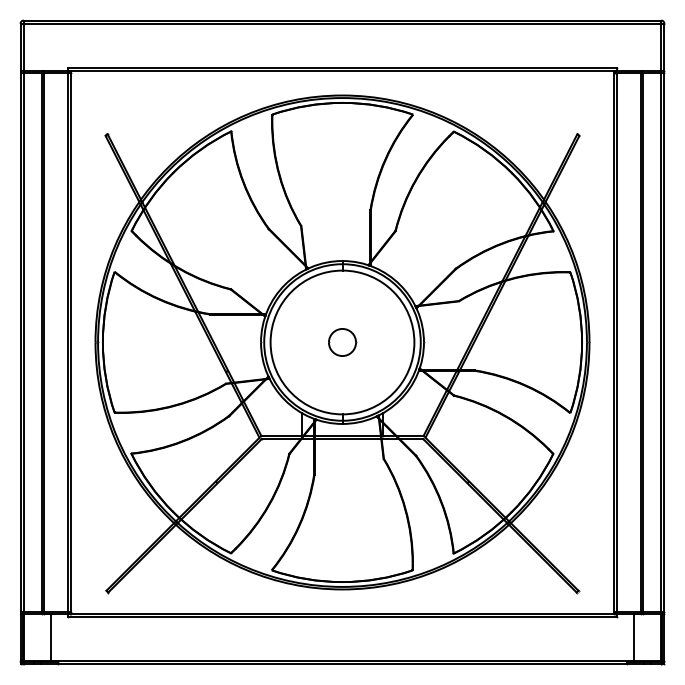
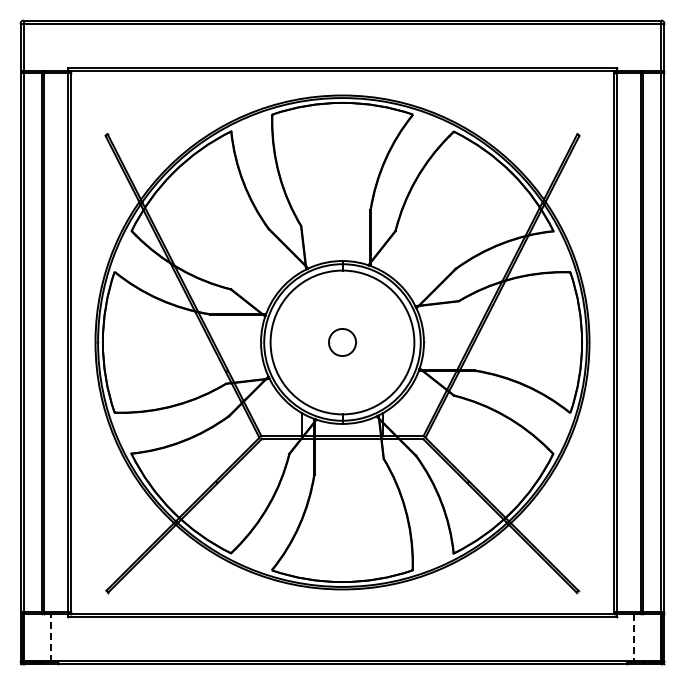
line: solid -> dashed (50, 637)
line: solid -> dashed (634, 637)
